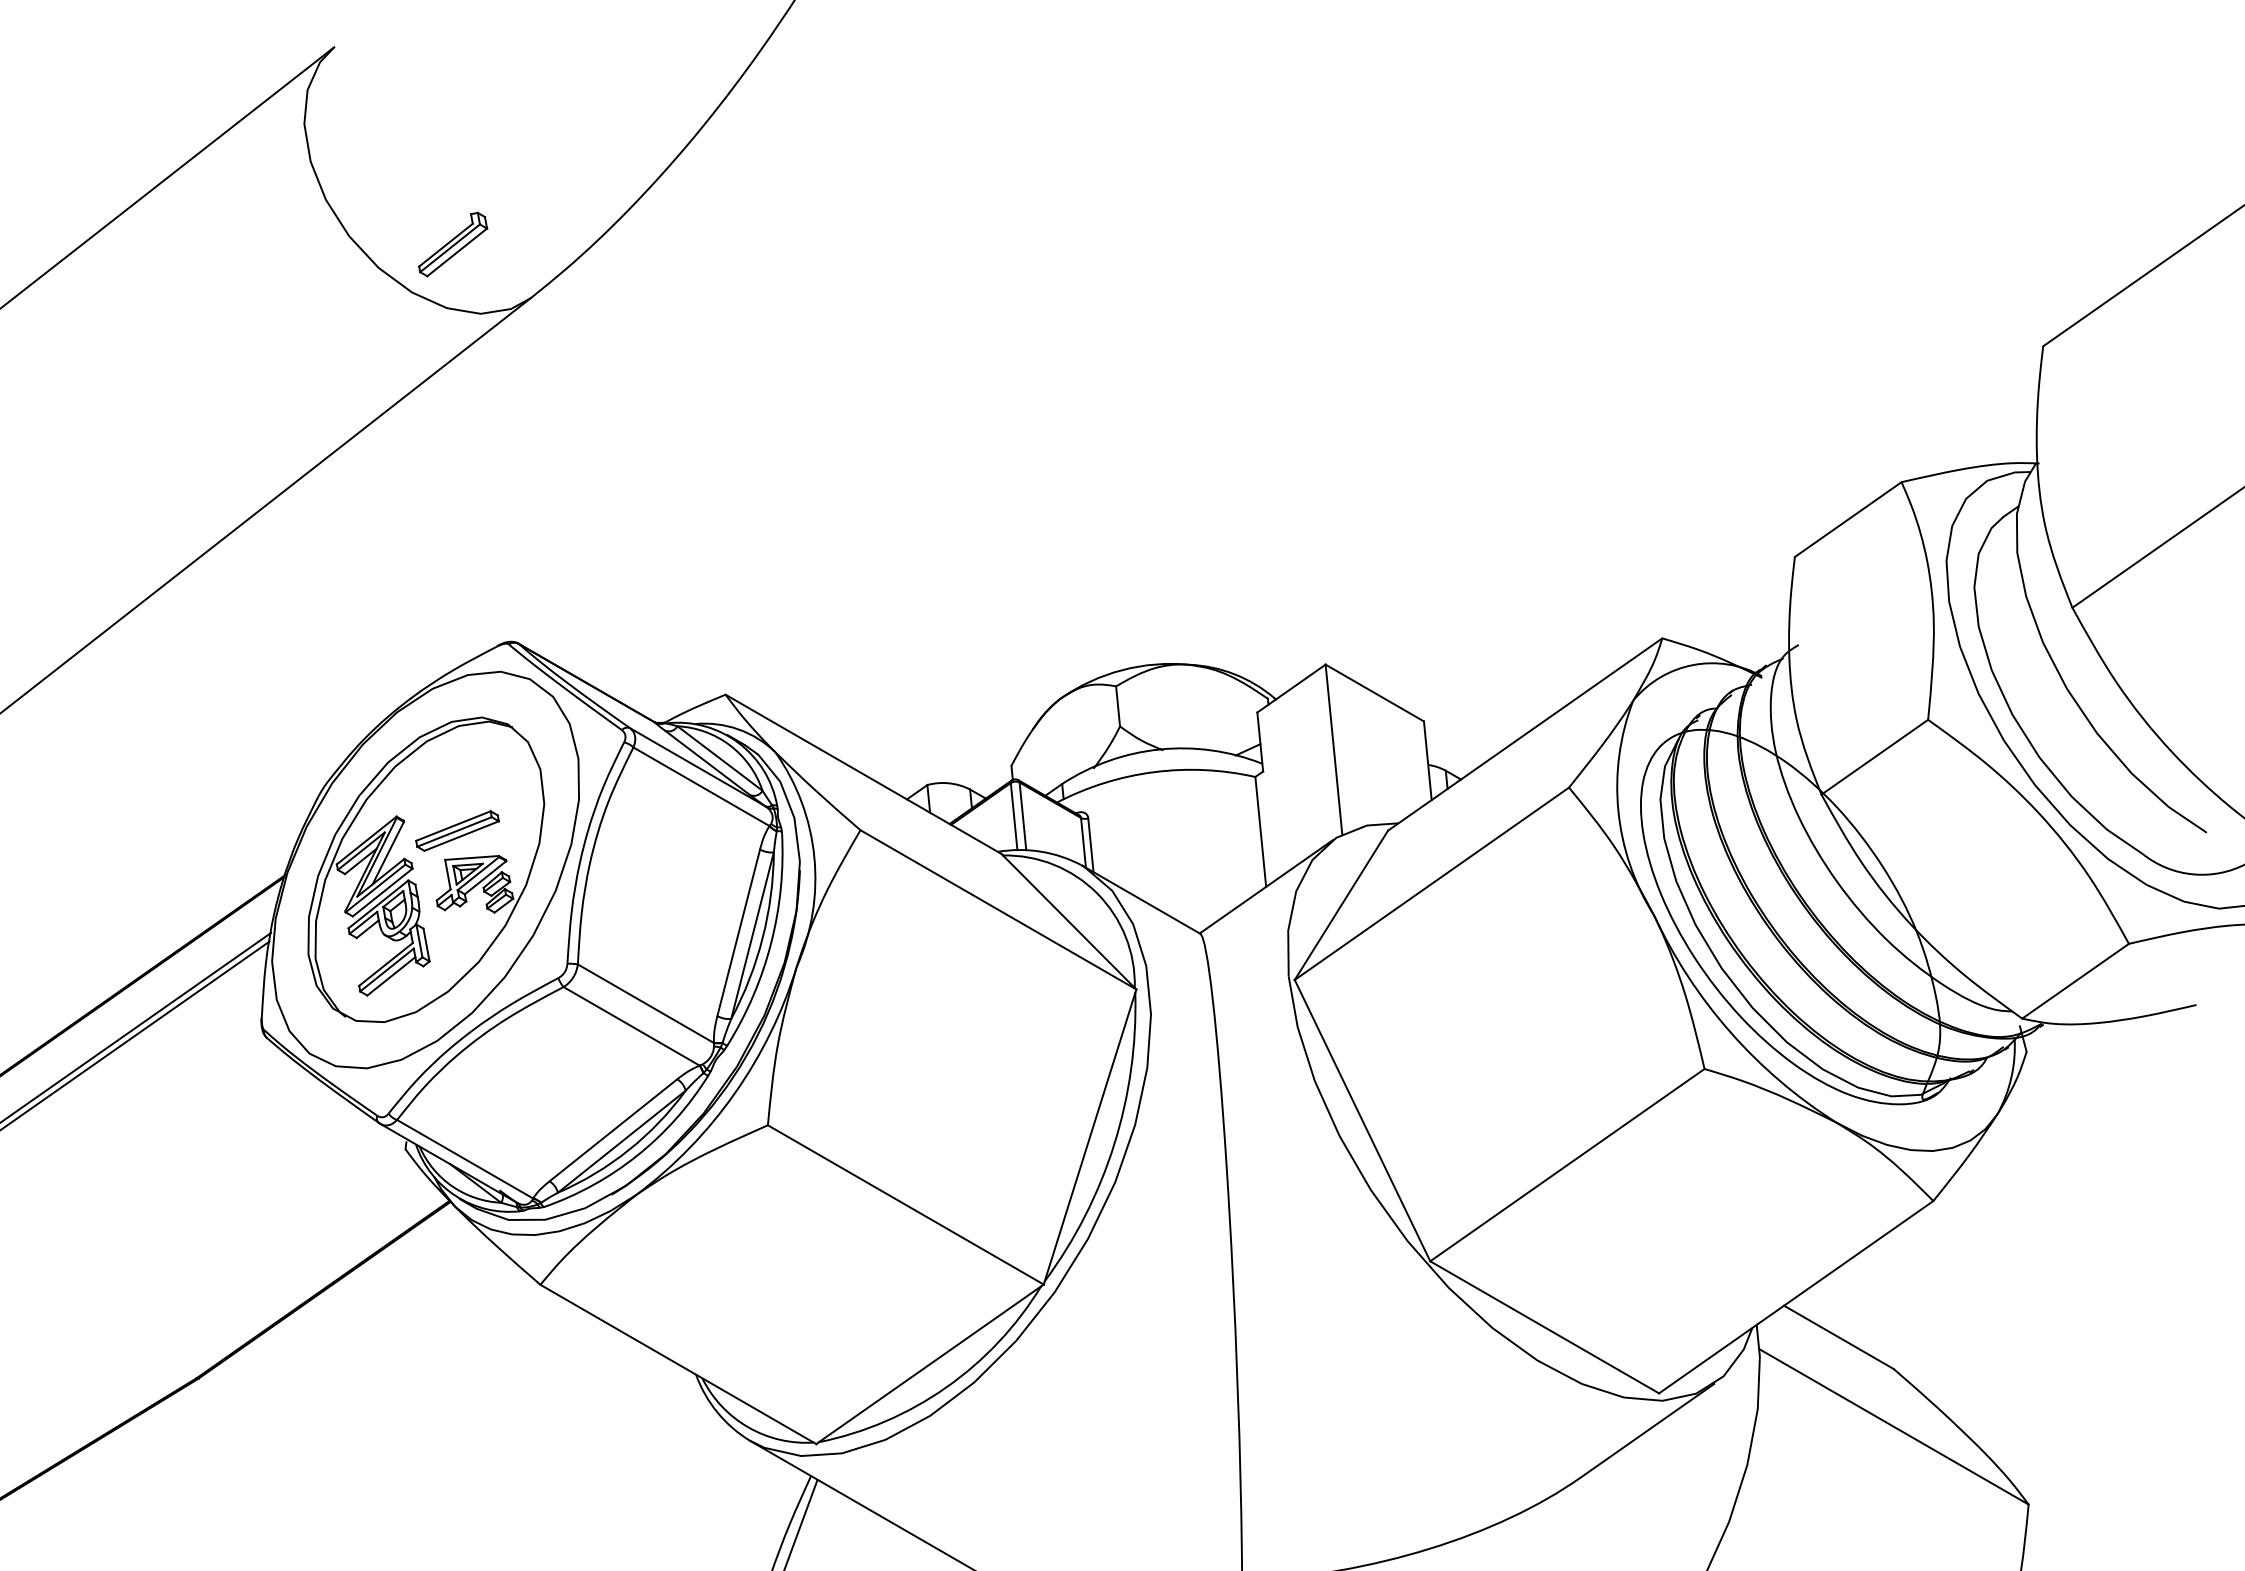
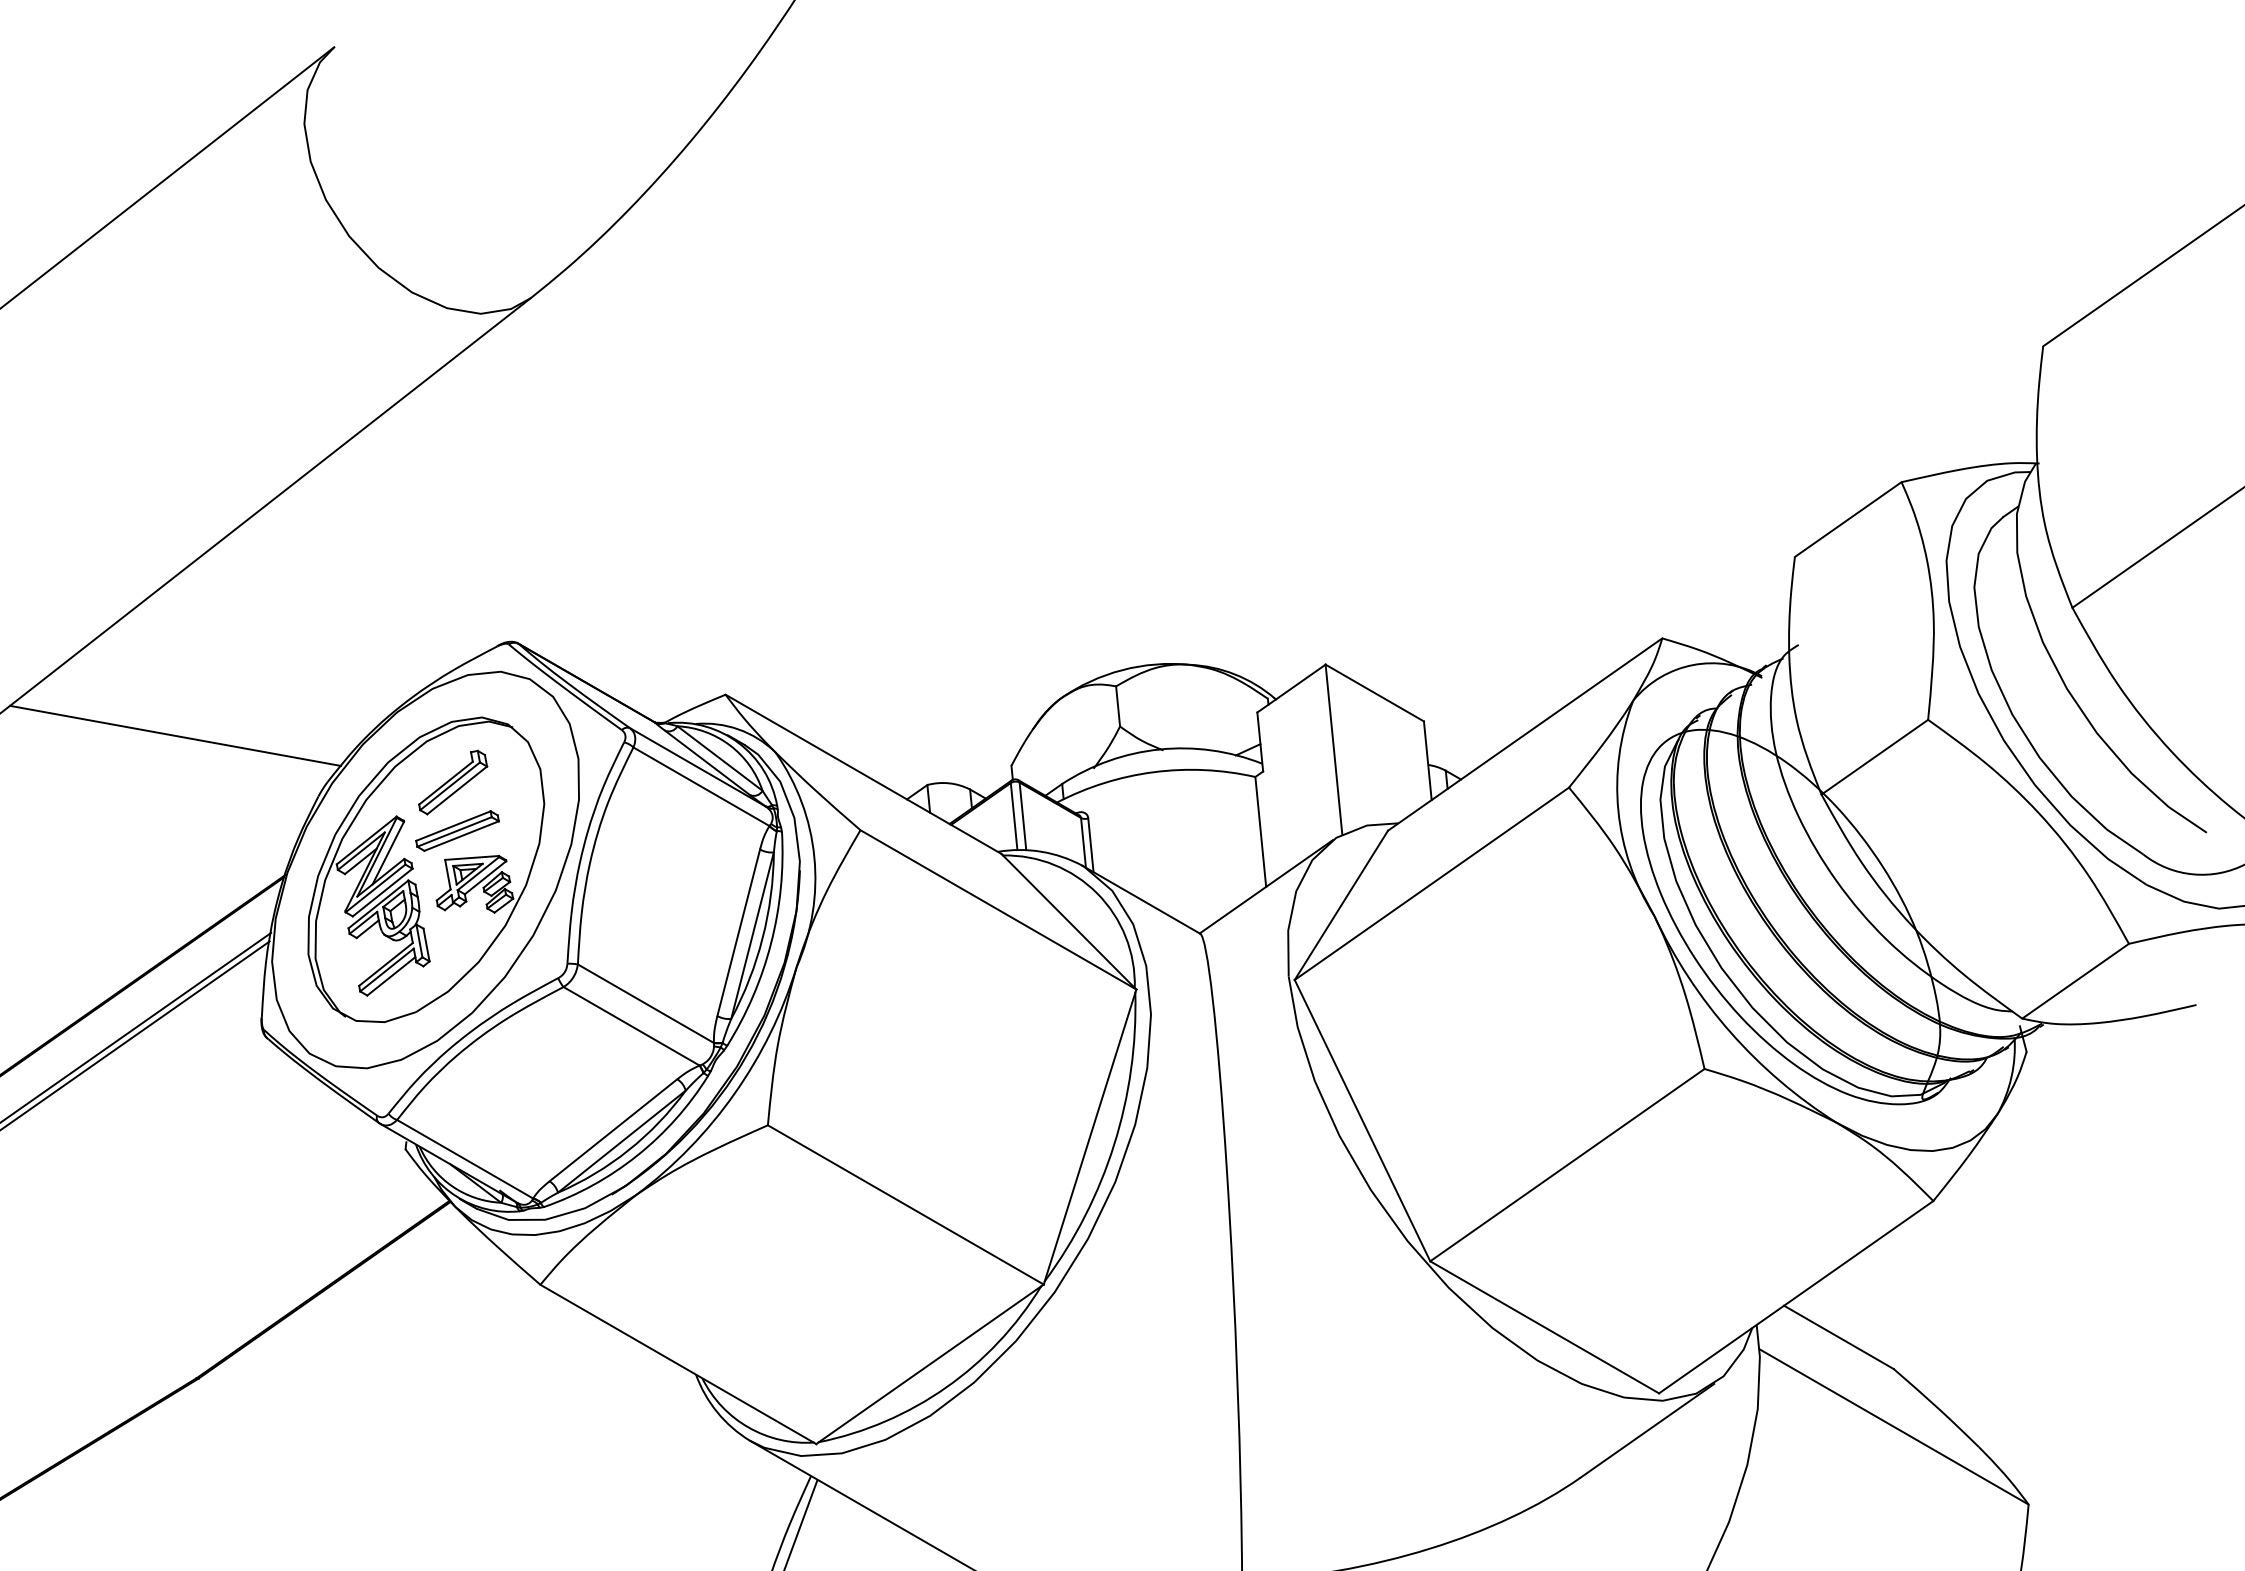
part position: (453, 244) -> (453, 782) (453, 782)
line: none -> present (175, 735)
